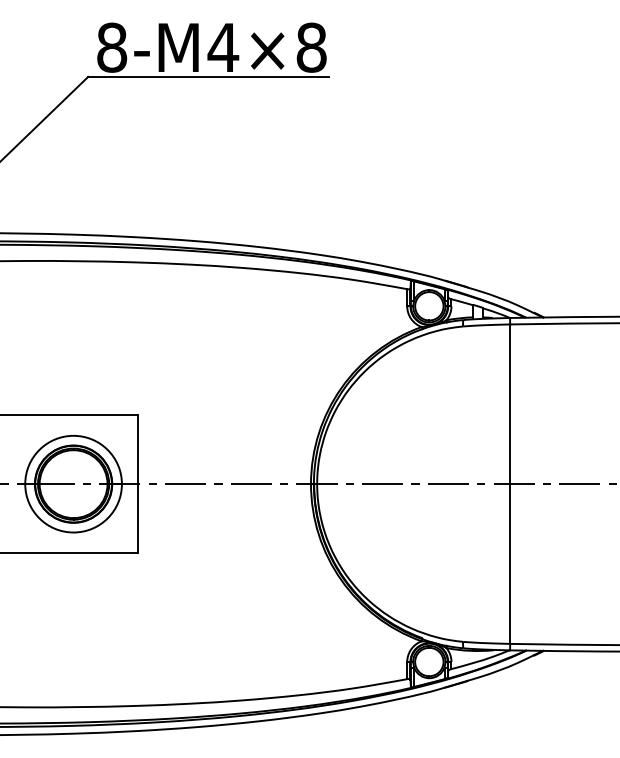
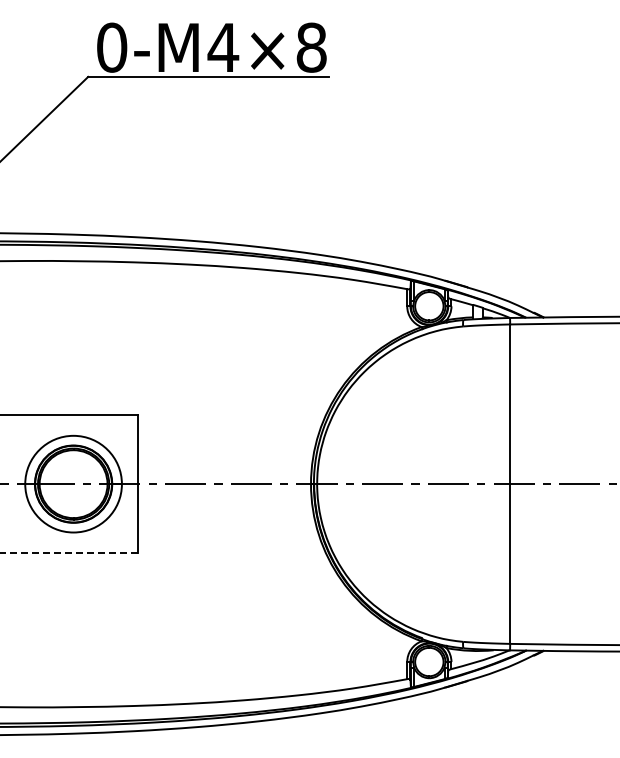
text: 8-M4×8 -> 0-M4×8 (112, 47)
line: solid -> dashed (69, 552)
